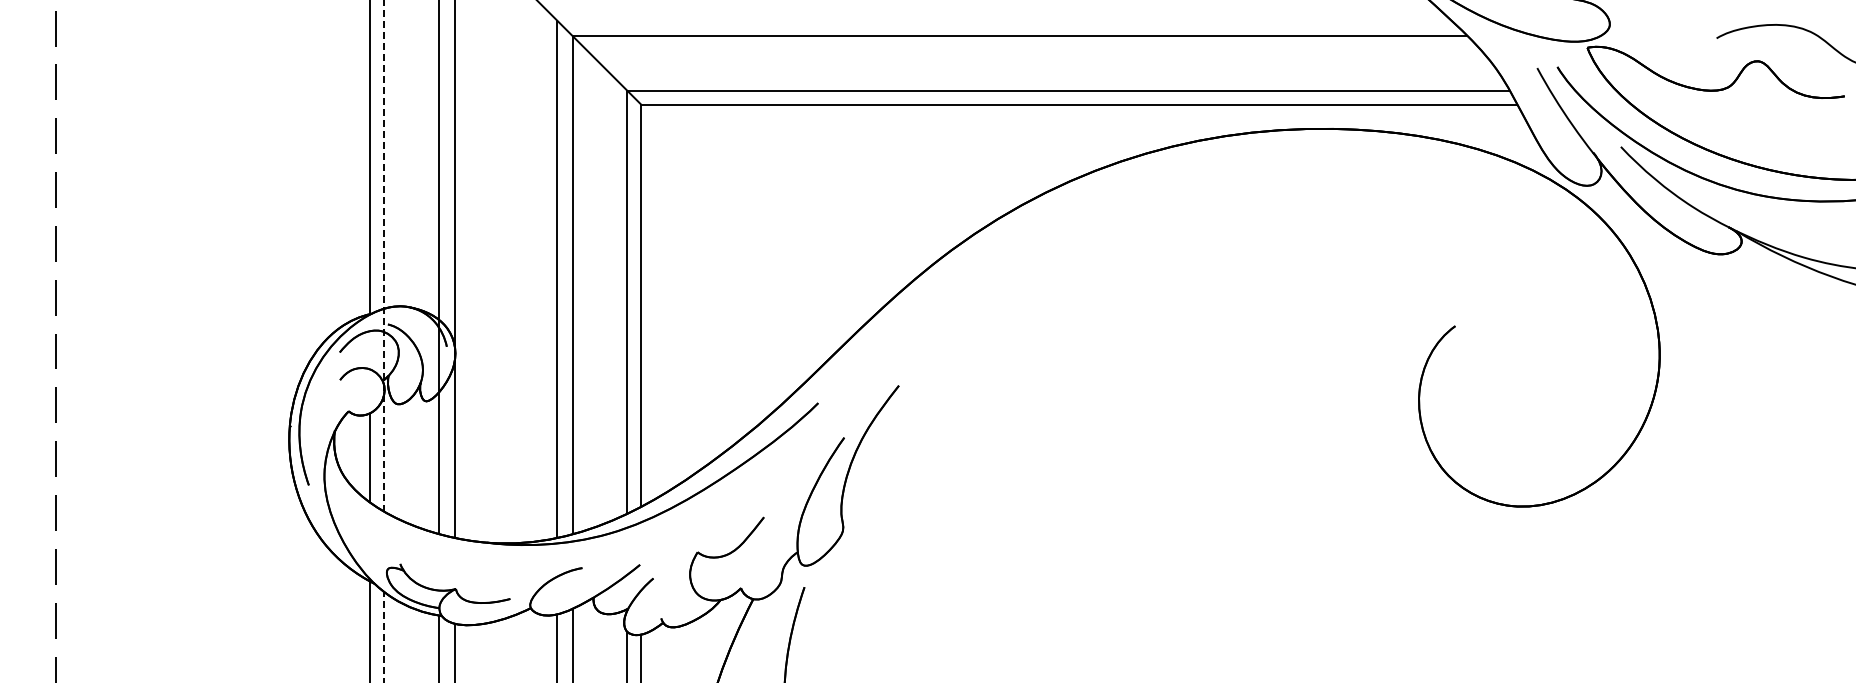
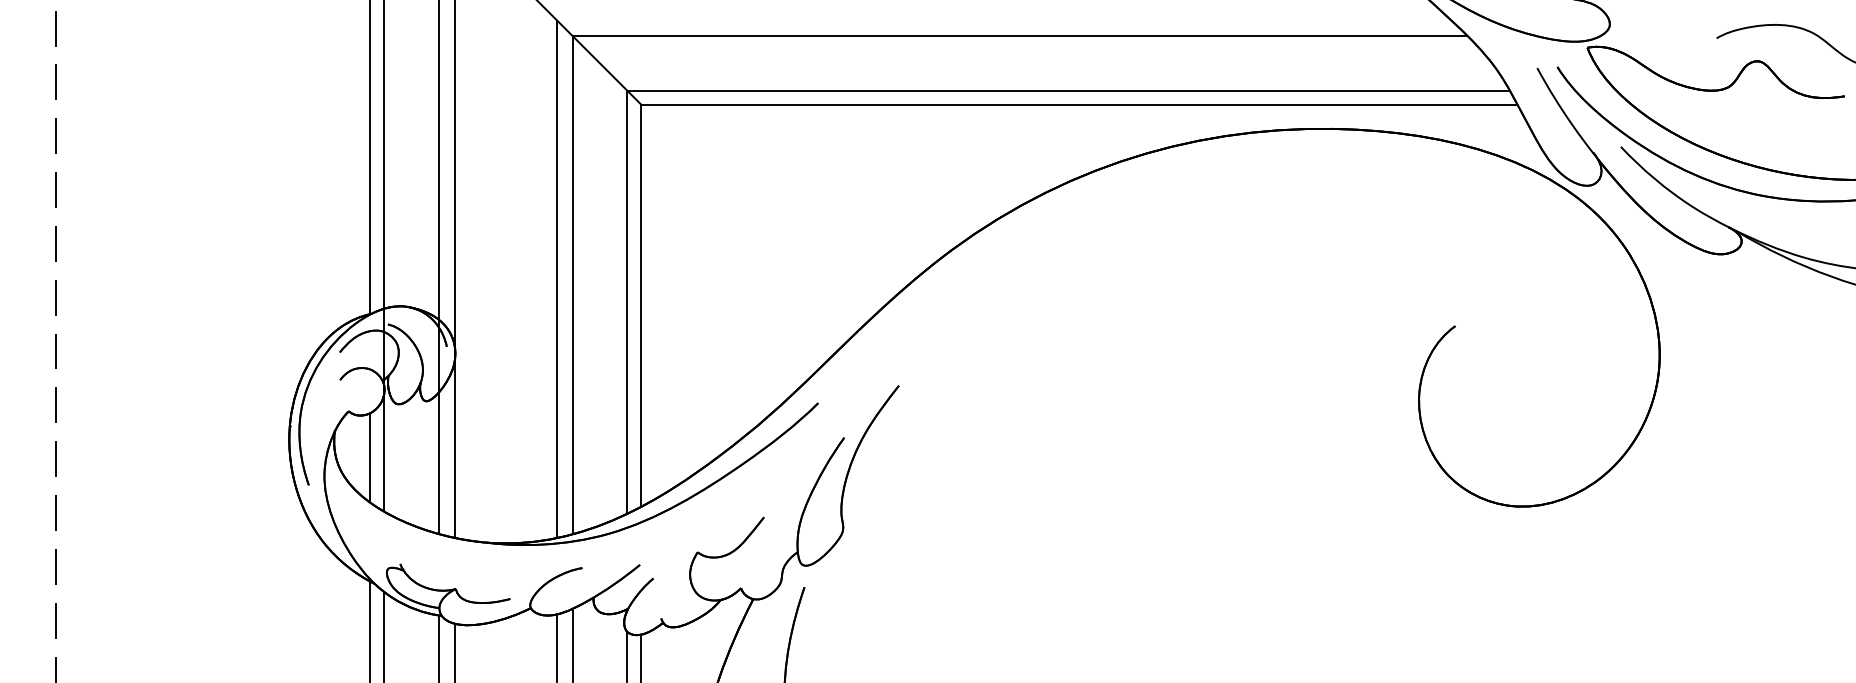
line: dashed -> solid (384, 255)
line: dashed -> solid (384, 637)
